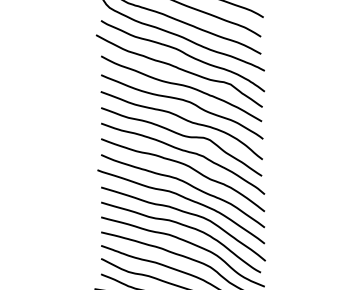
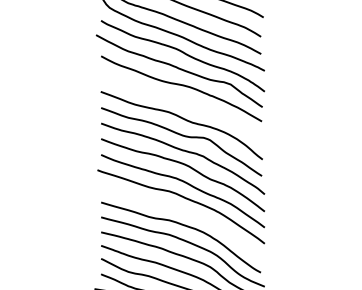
curve: present -> none (183, 101)
curve: present -> none (185, 213)
